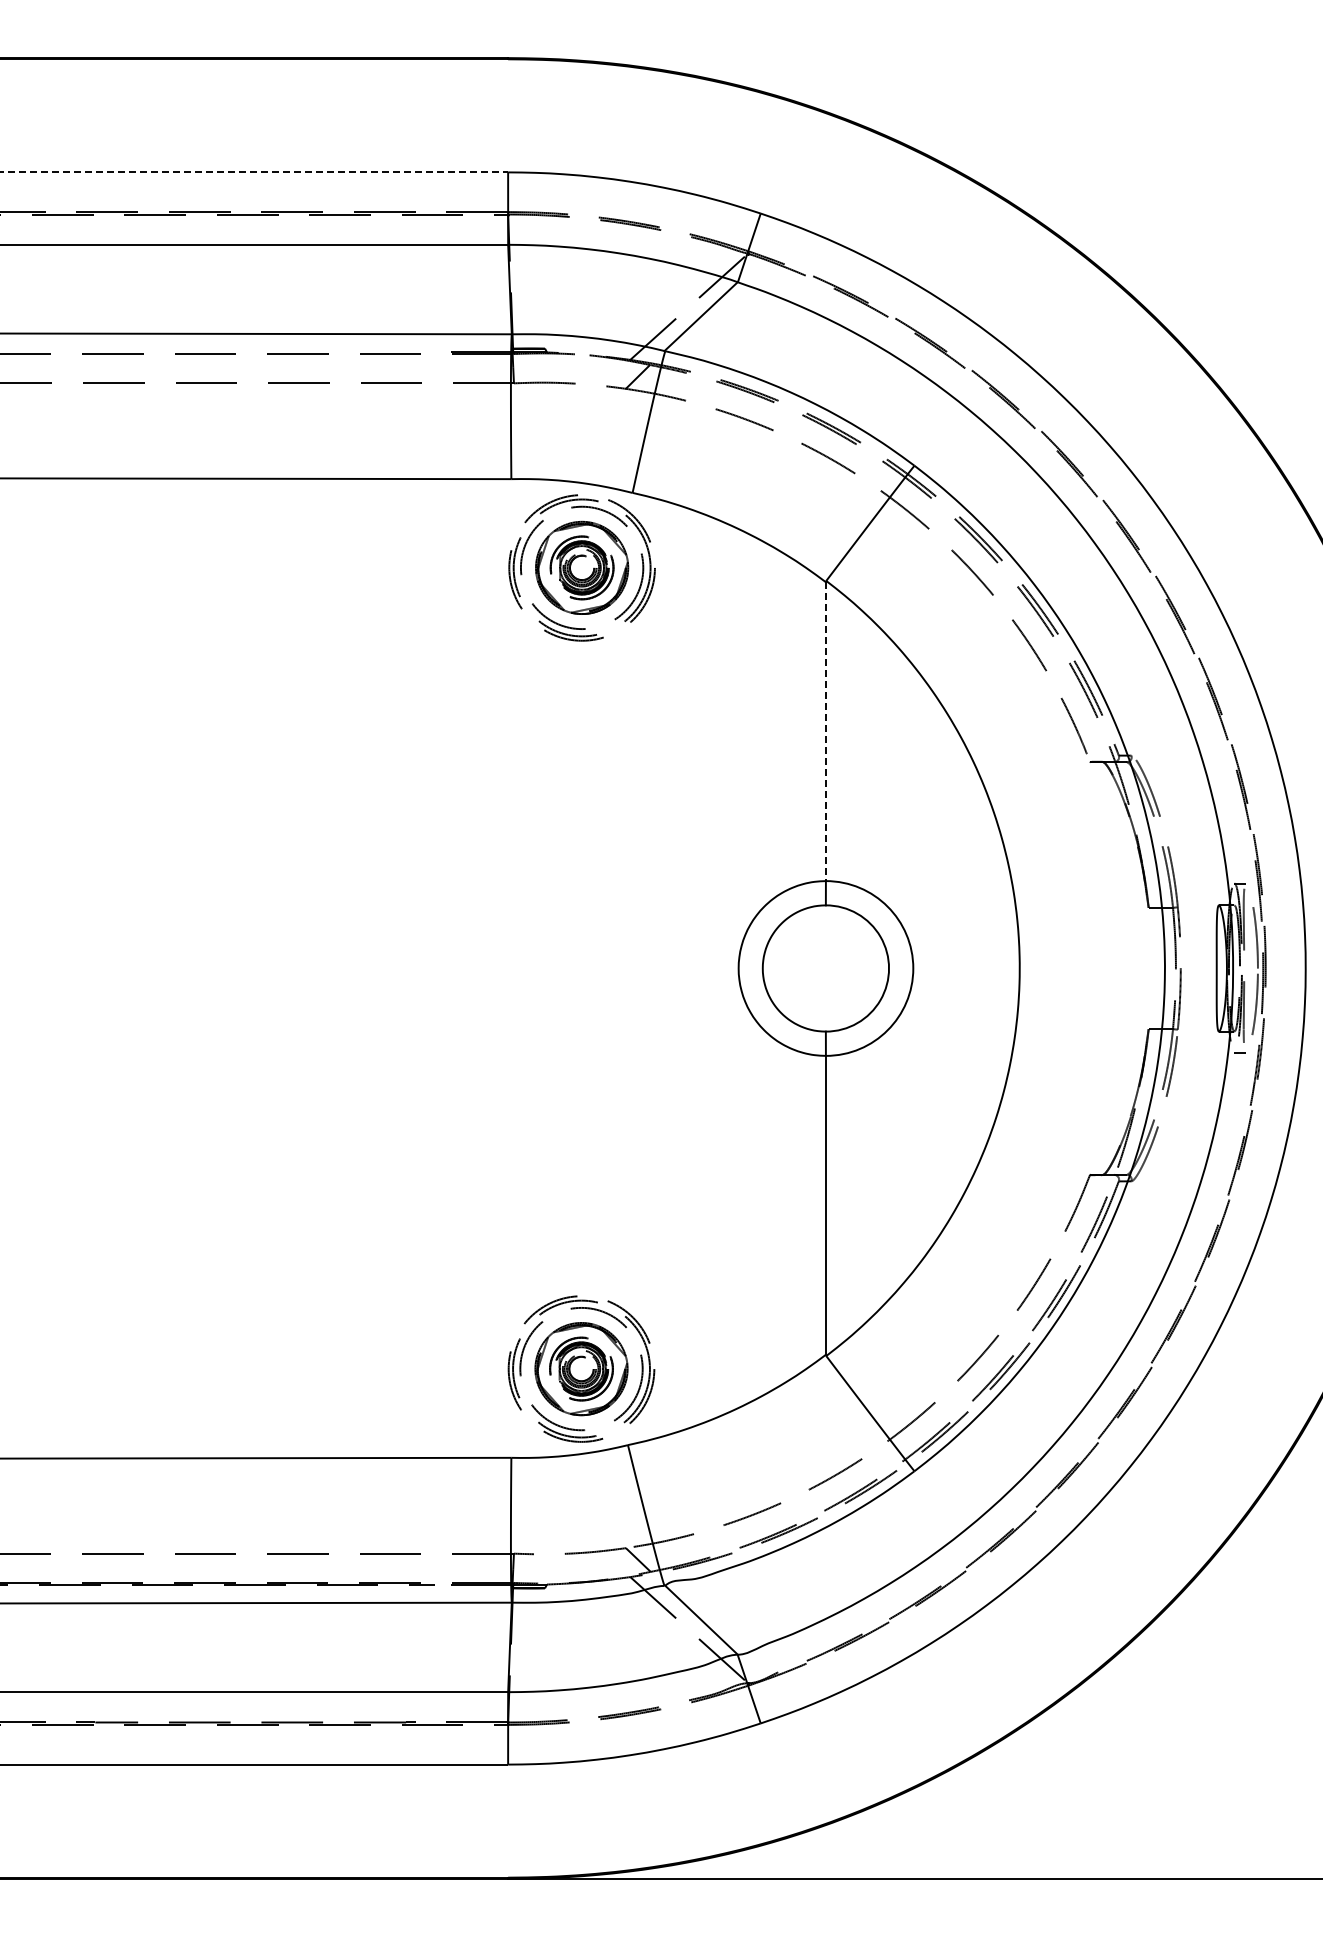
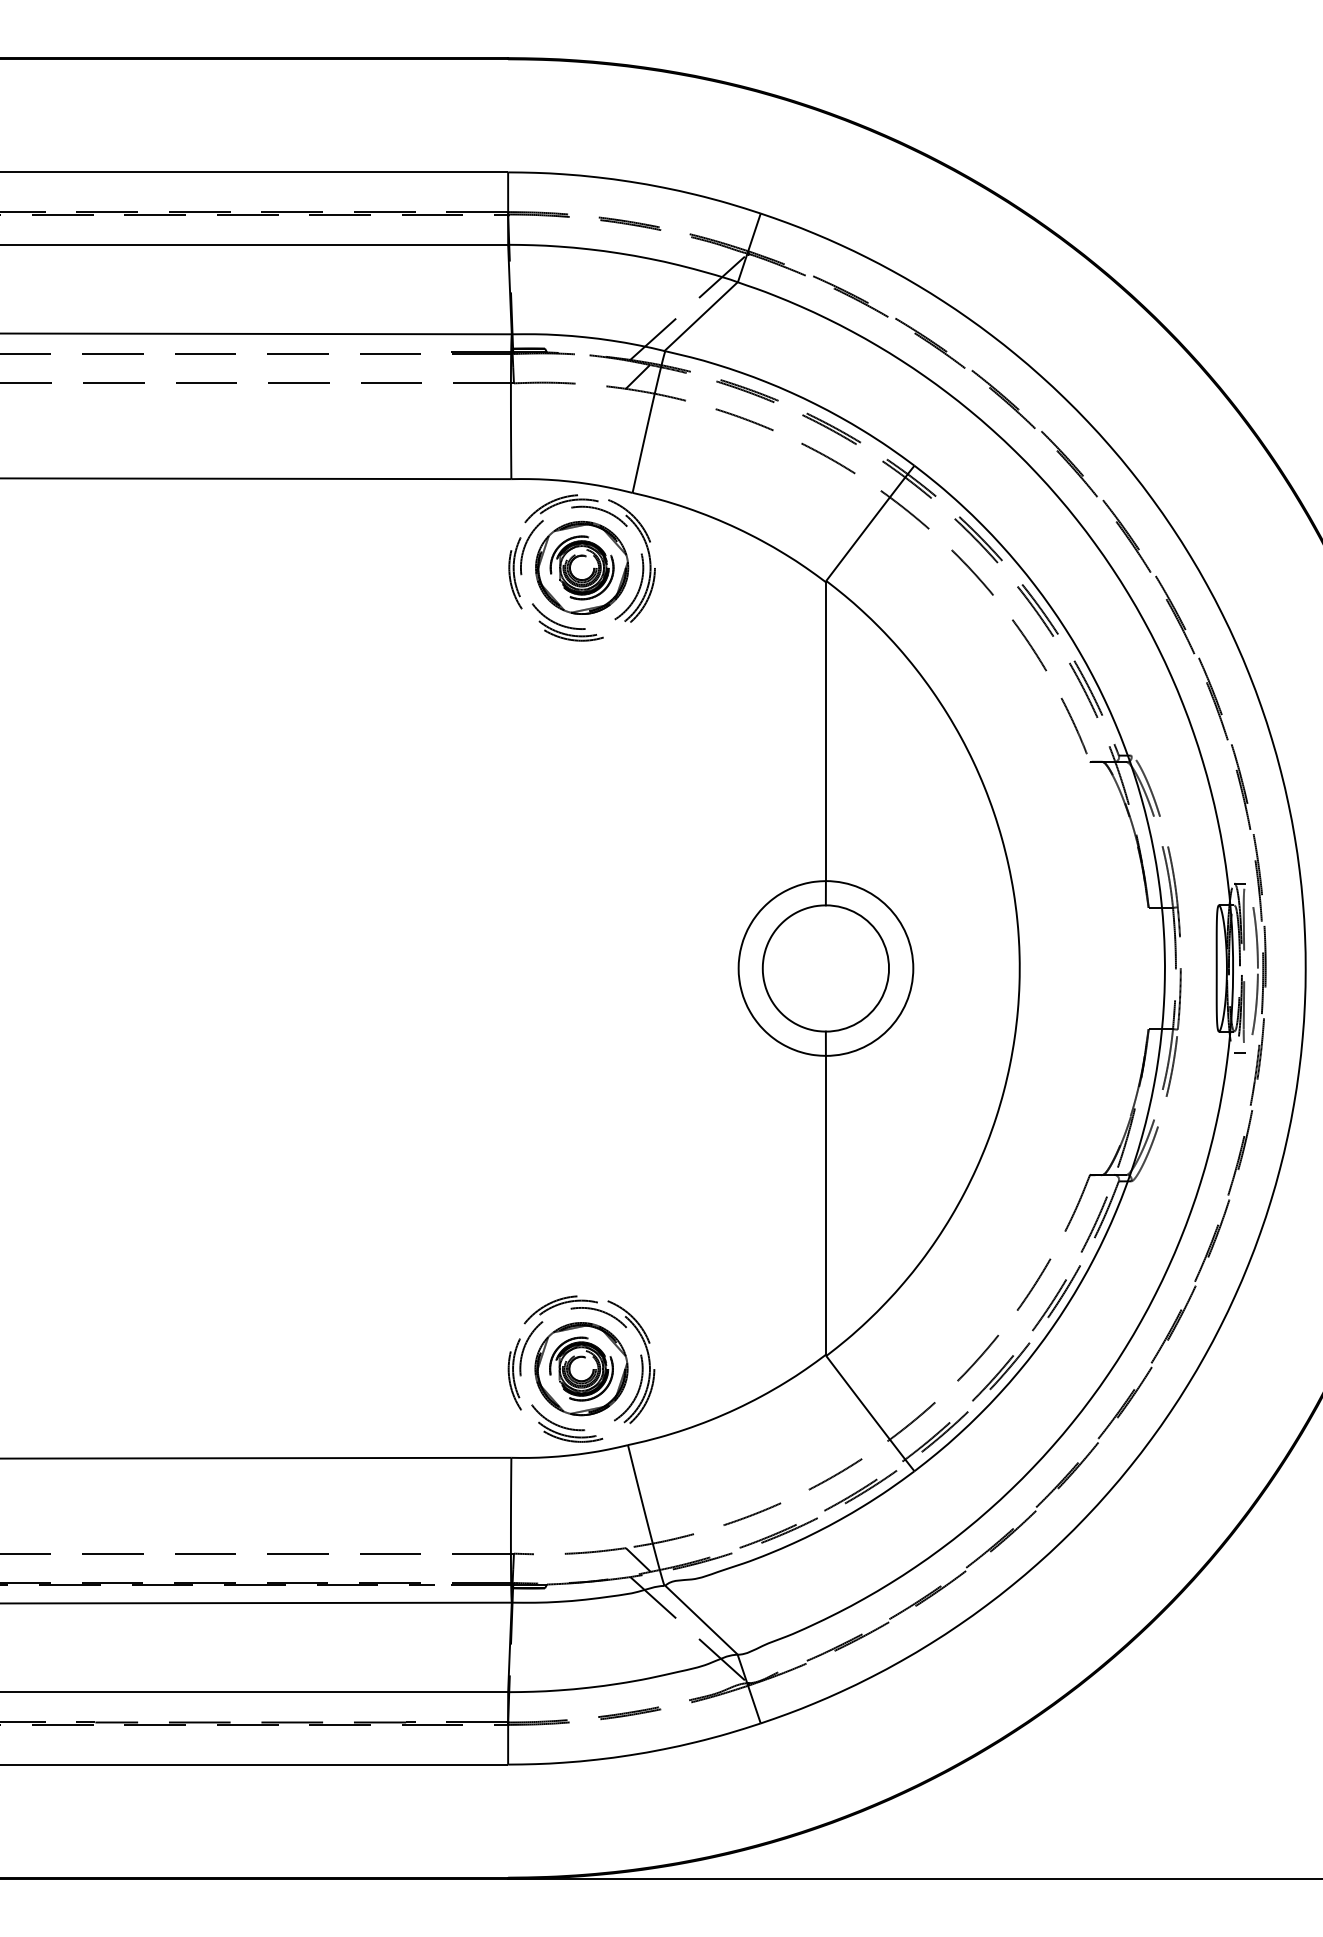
line: dashed -> solid (254, 172)
line: dashed -> solid (825, 732)
